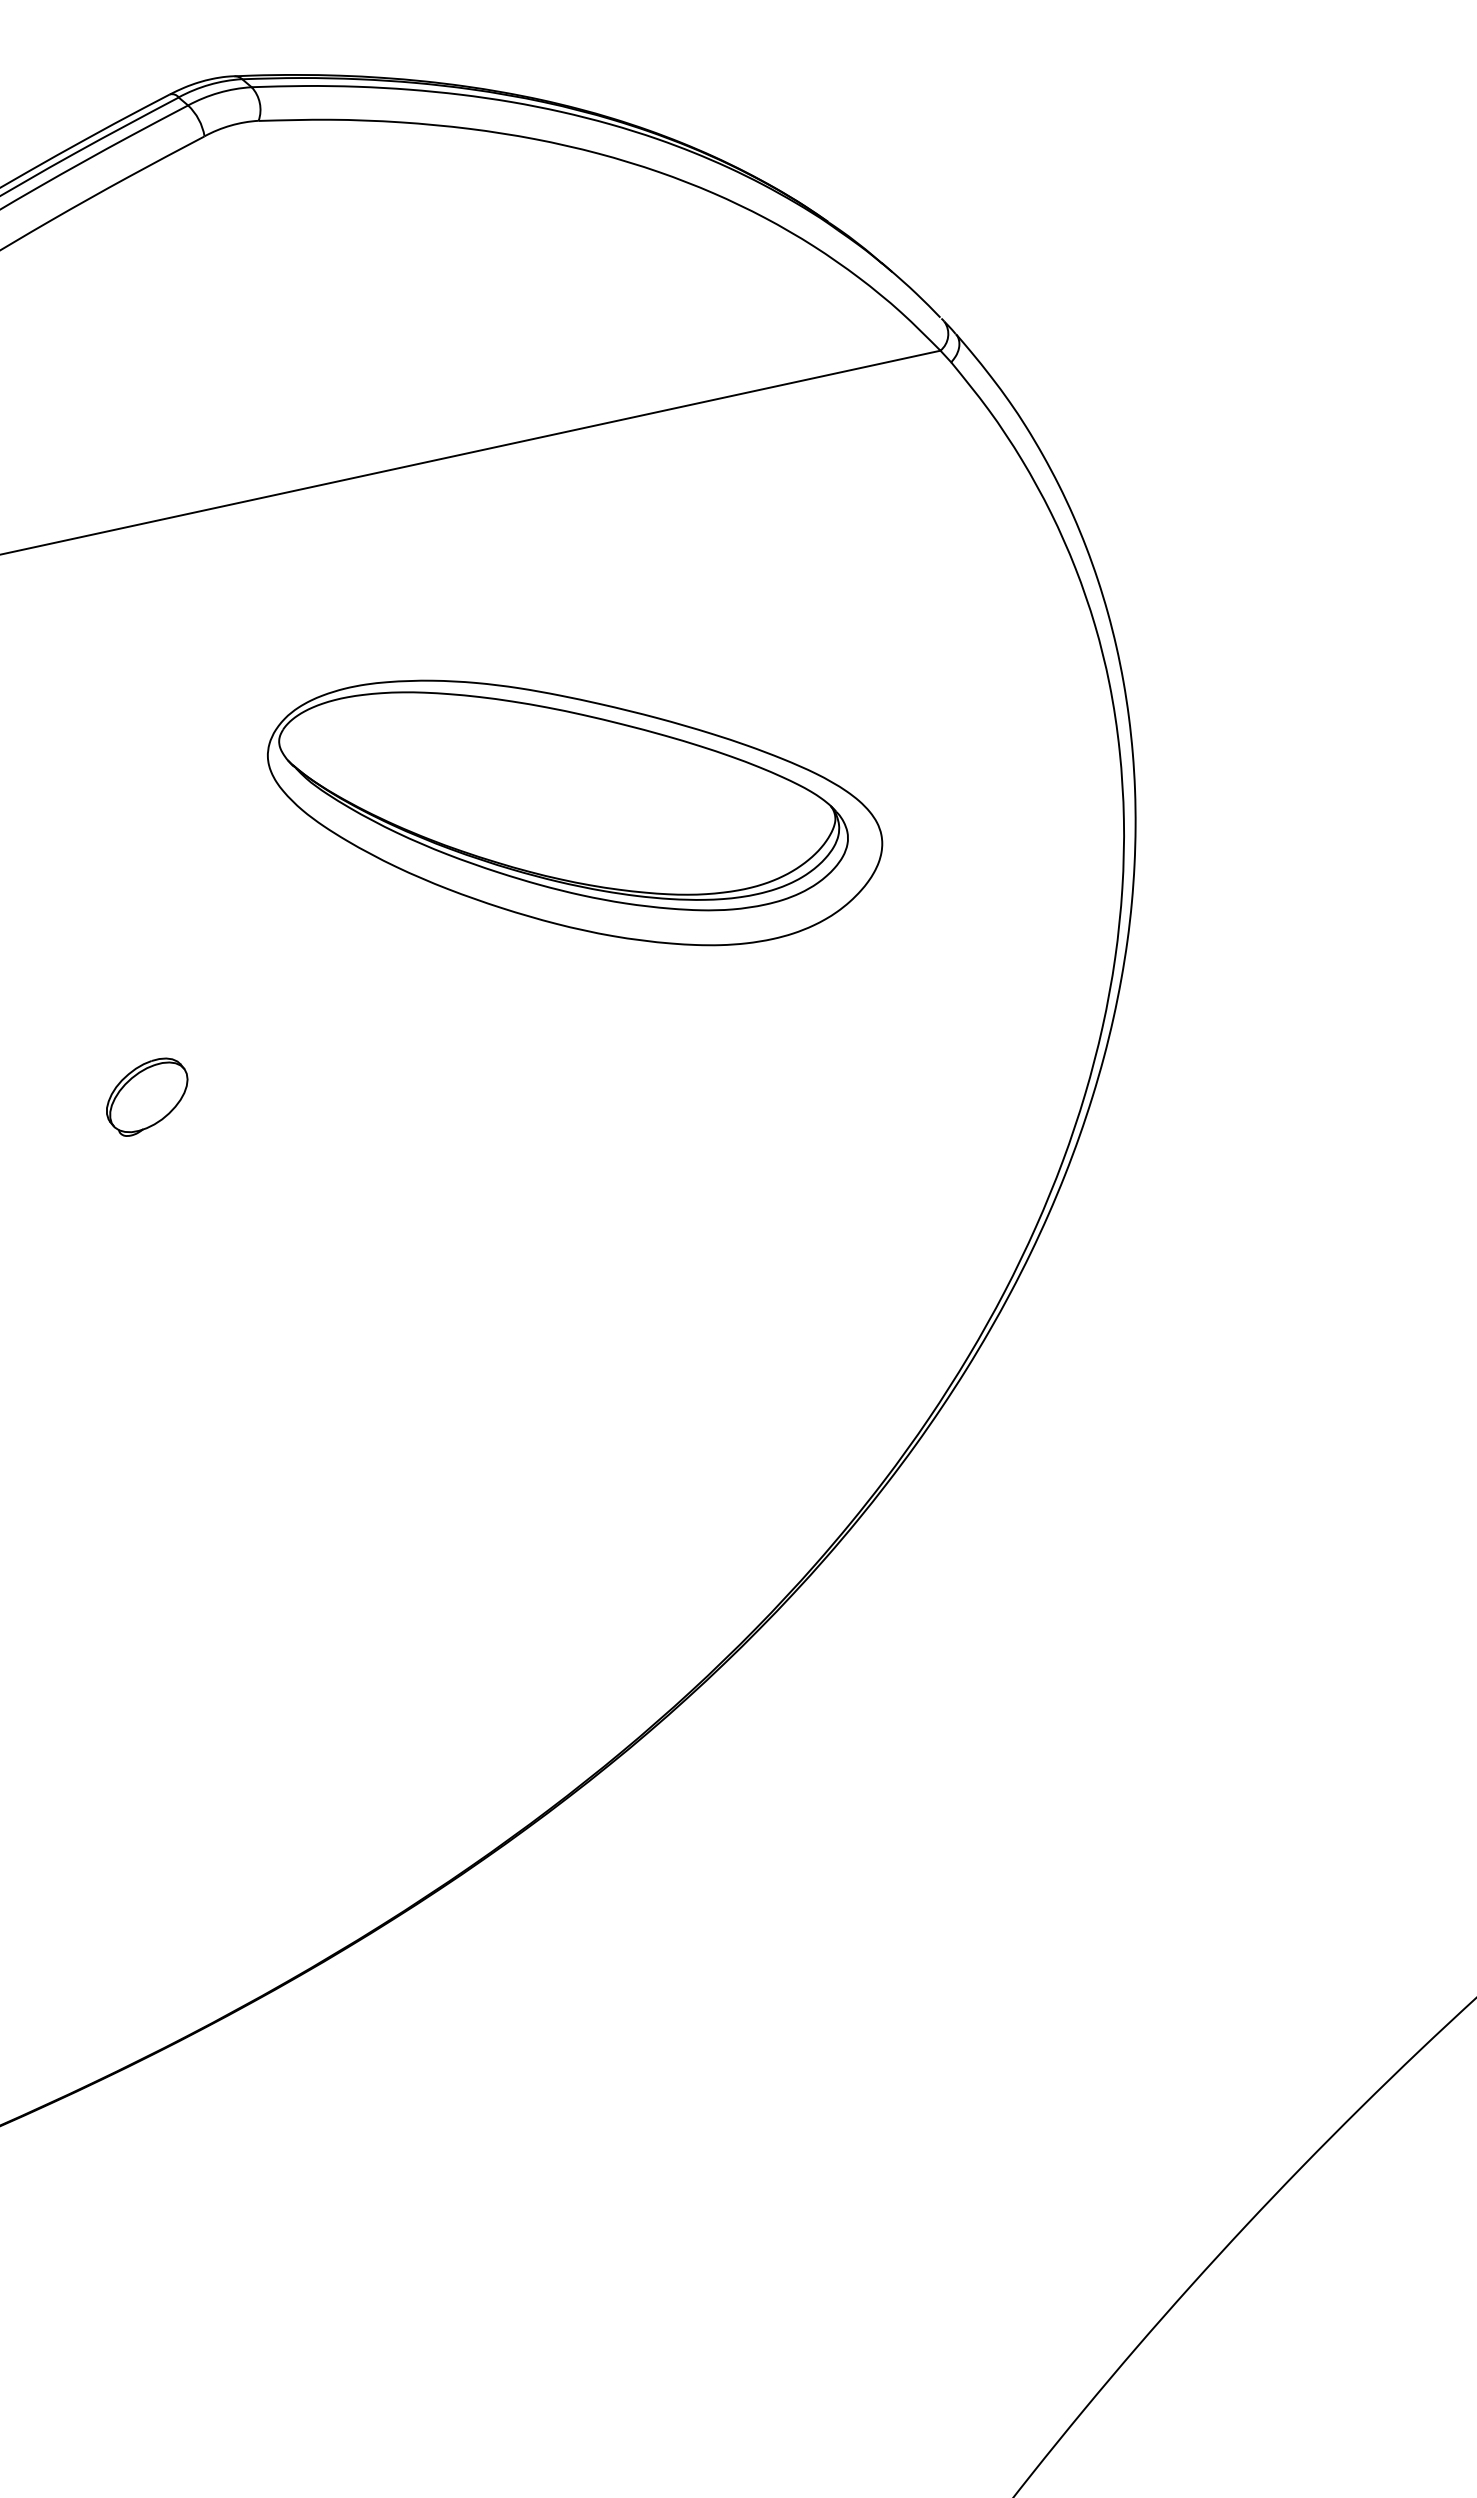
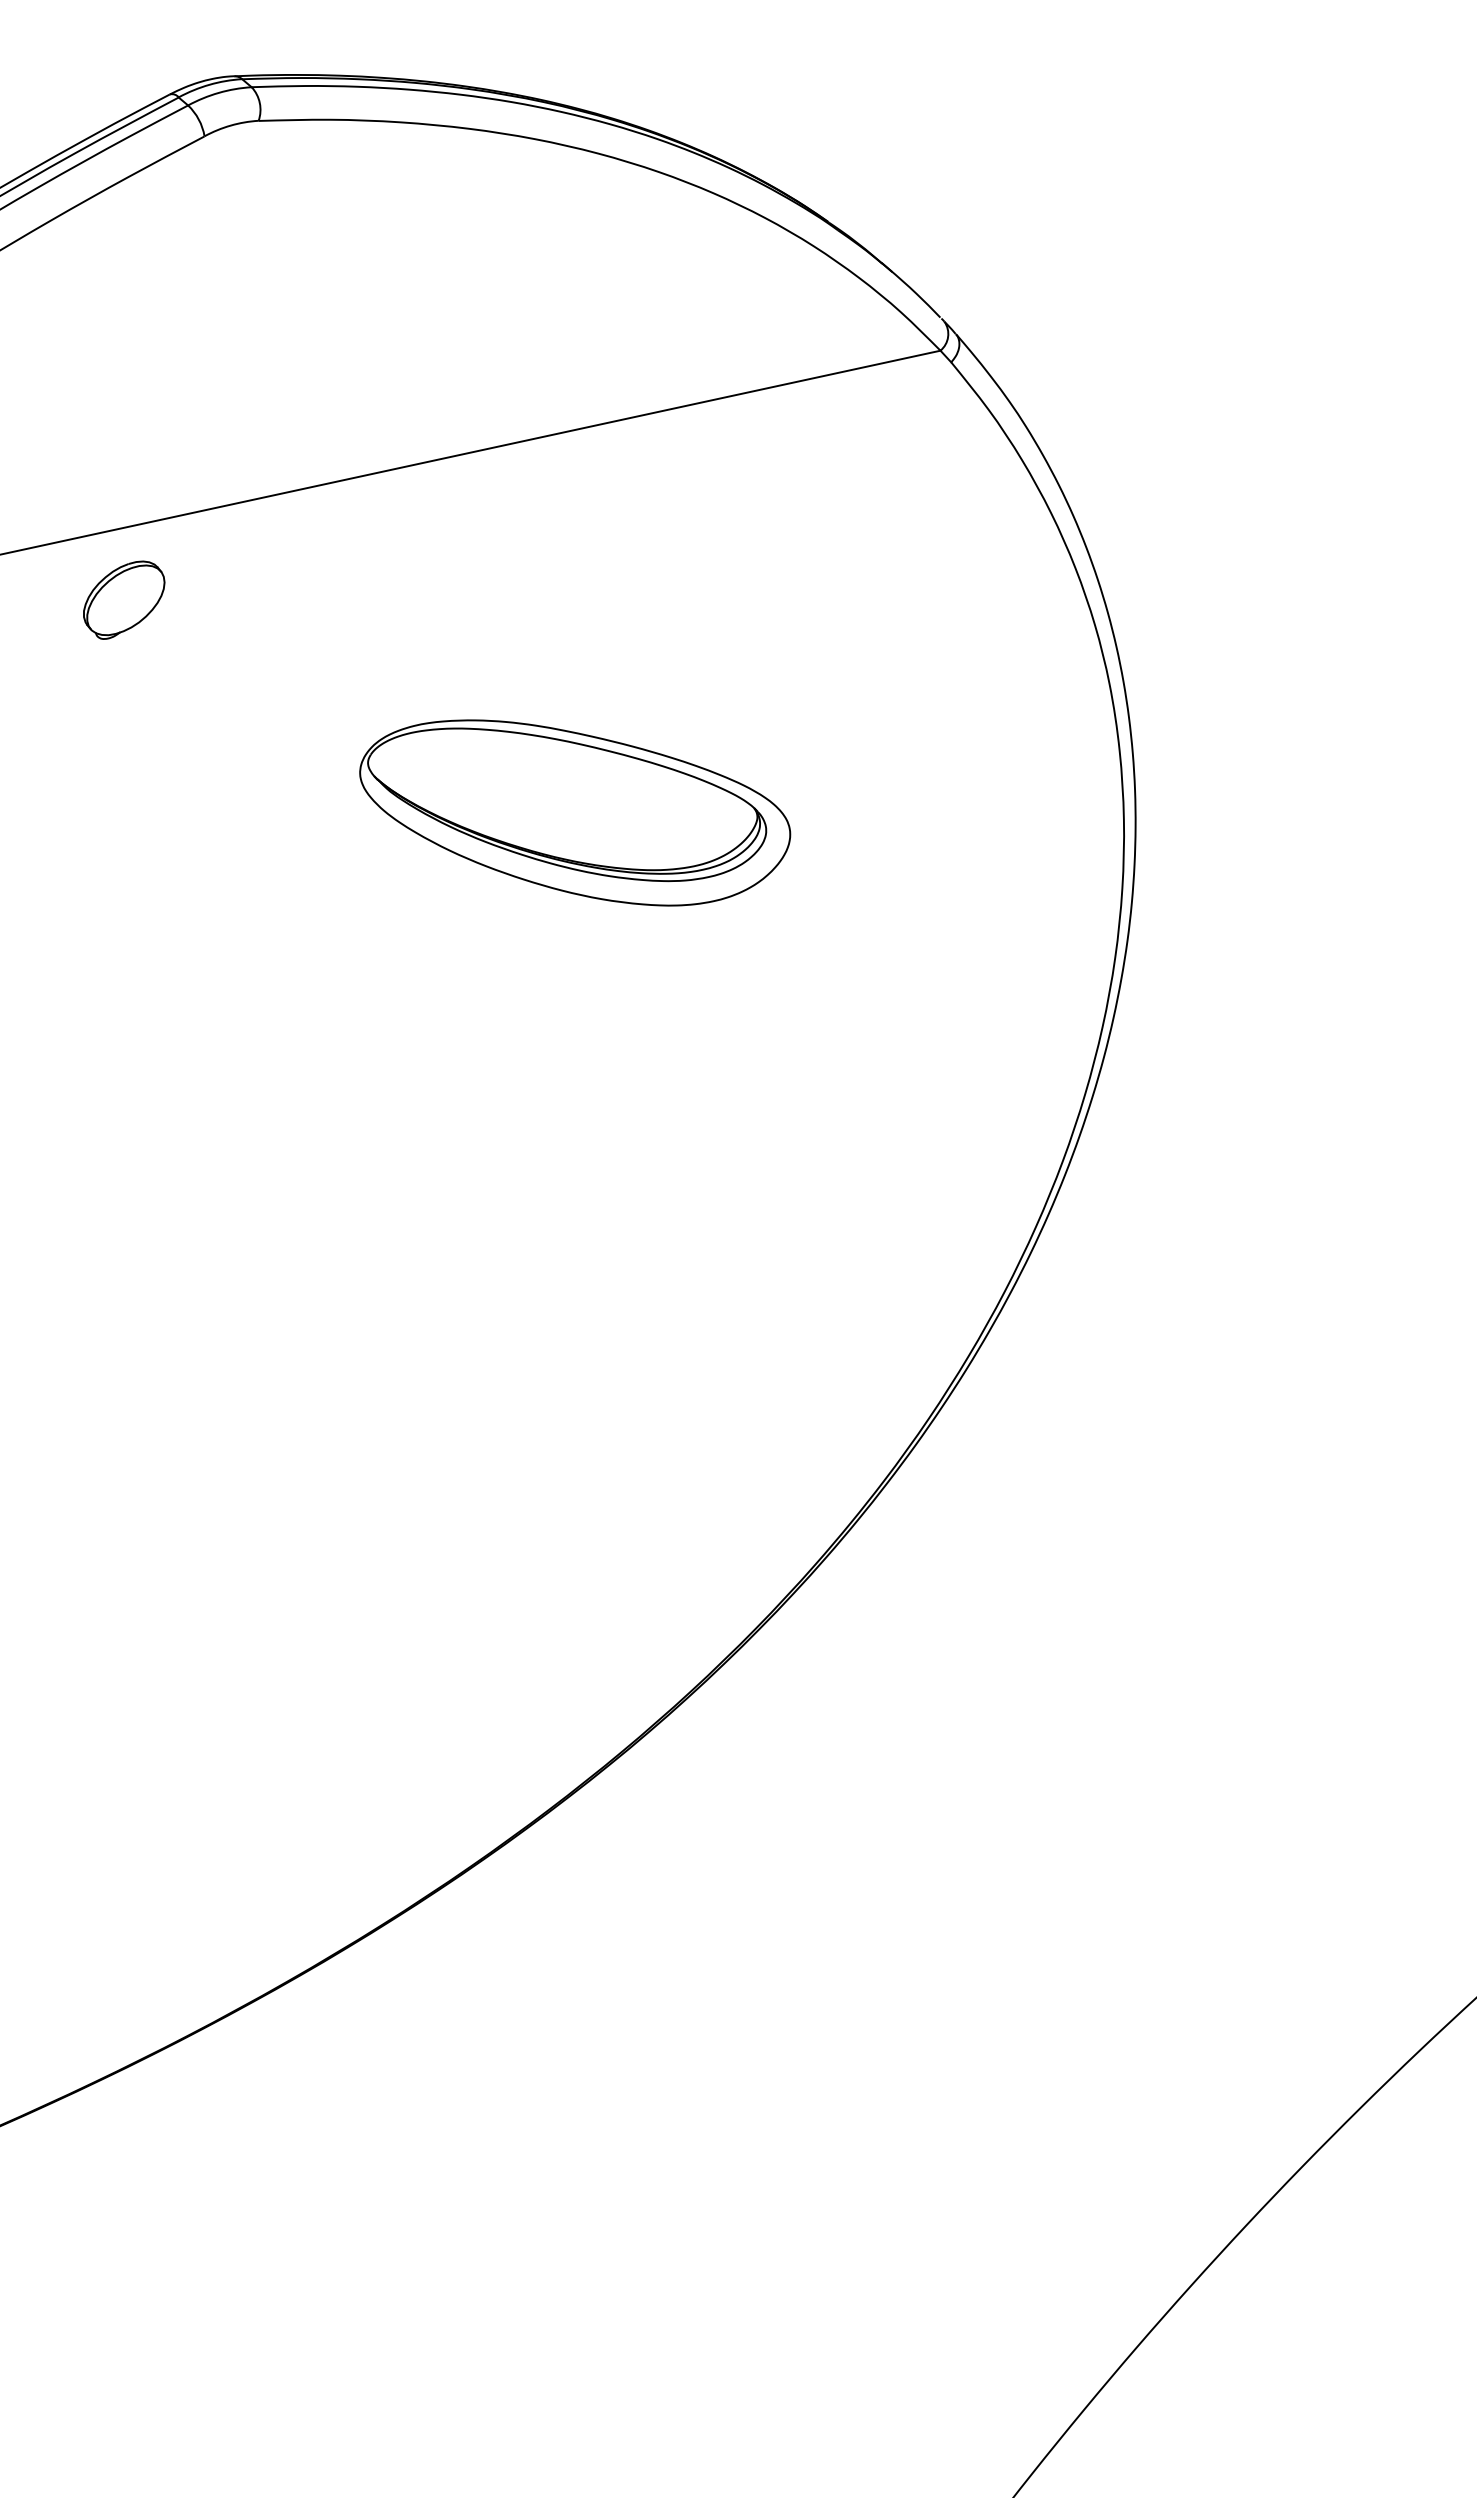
part size: 617x268 px -> 433x188 px (575, 812)
part position: (147, 1096) -> (124, 599) (124, 599)
